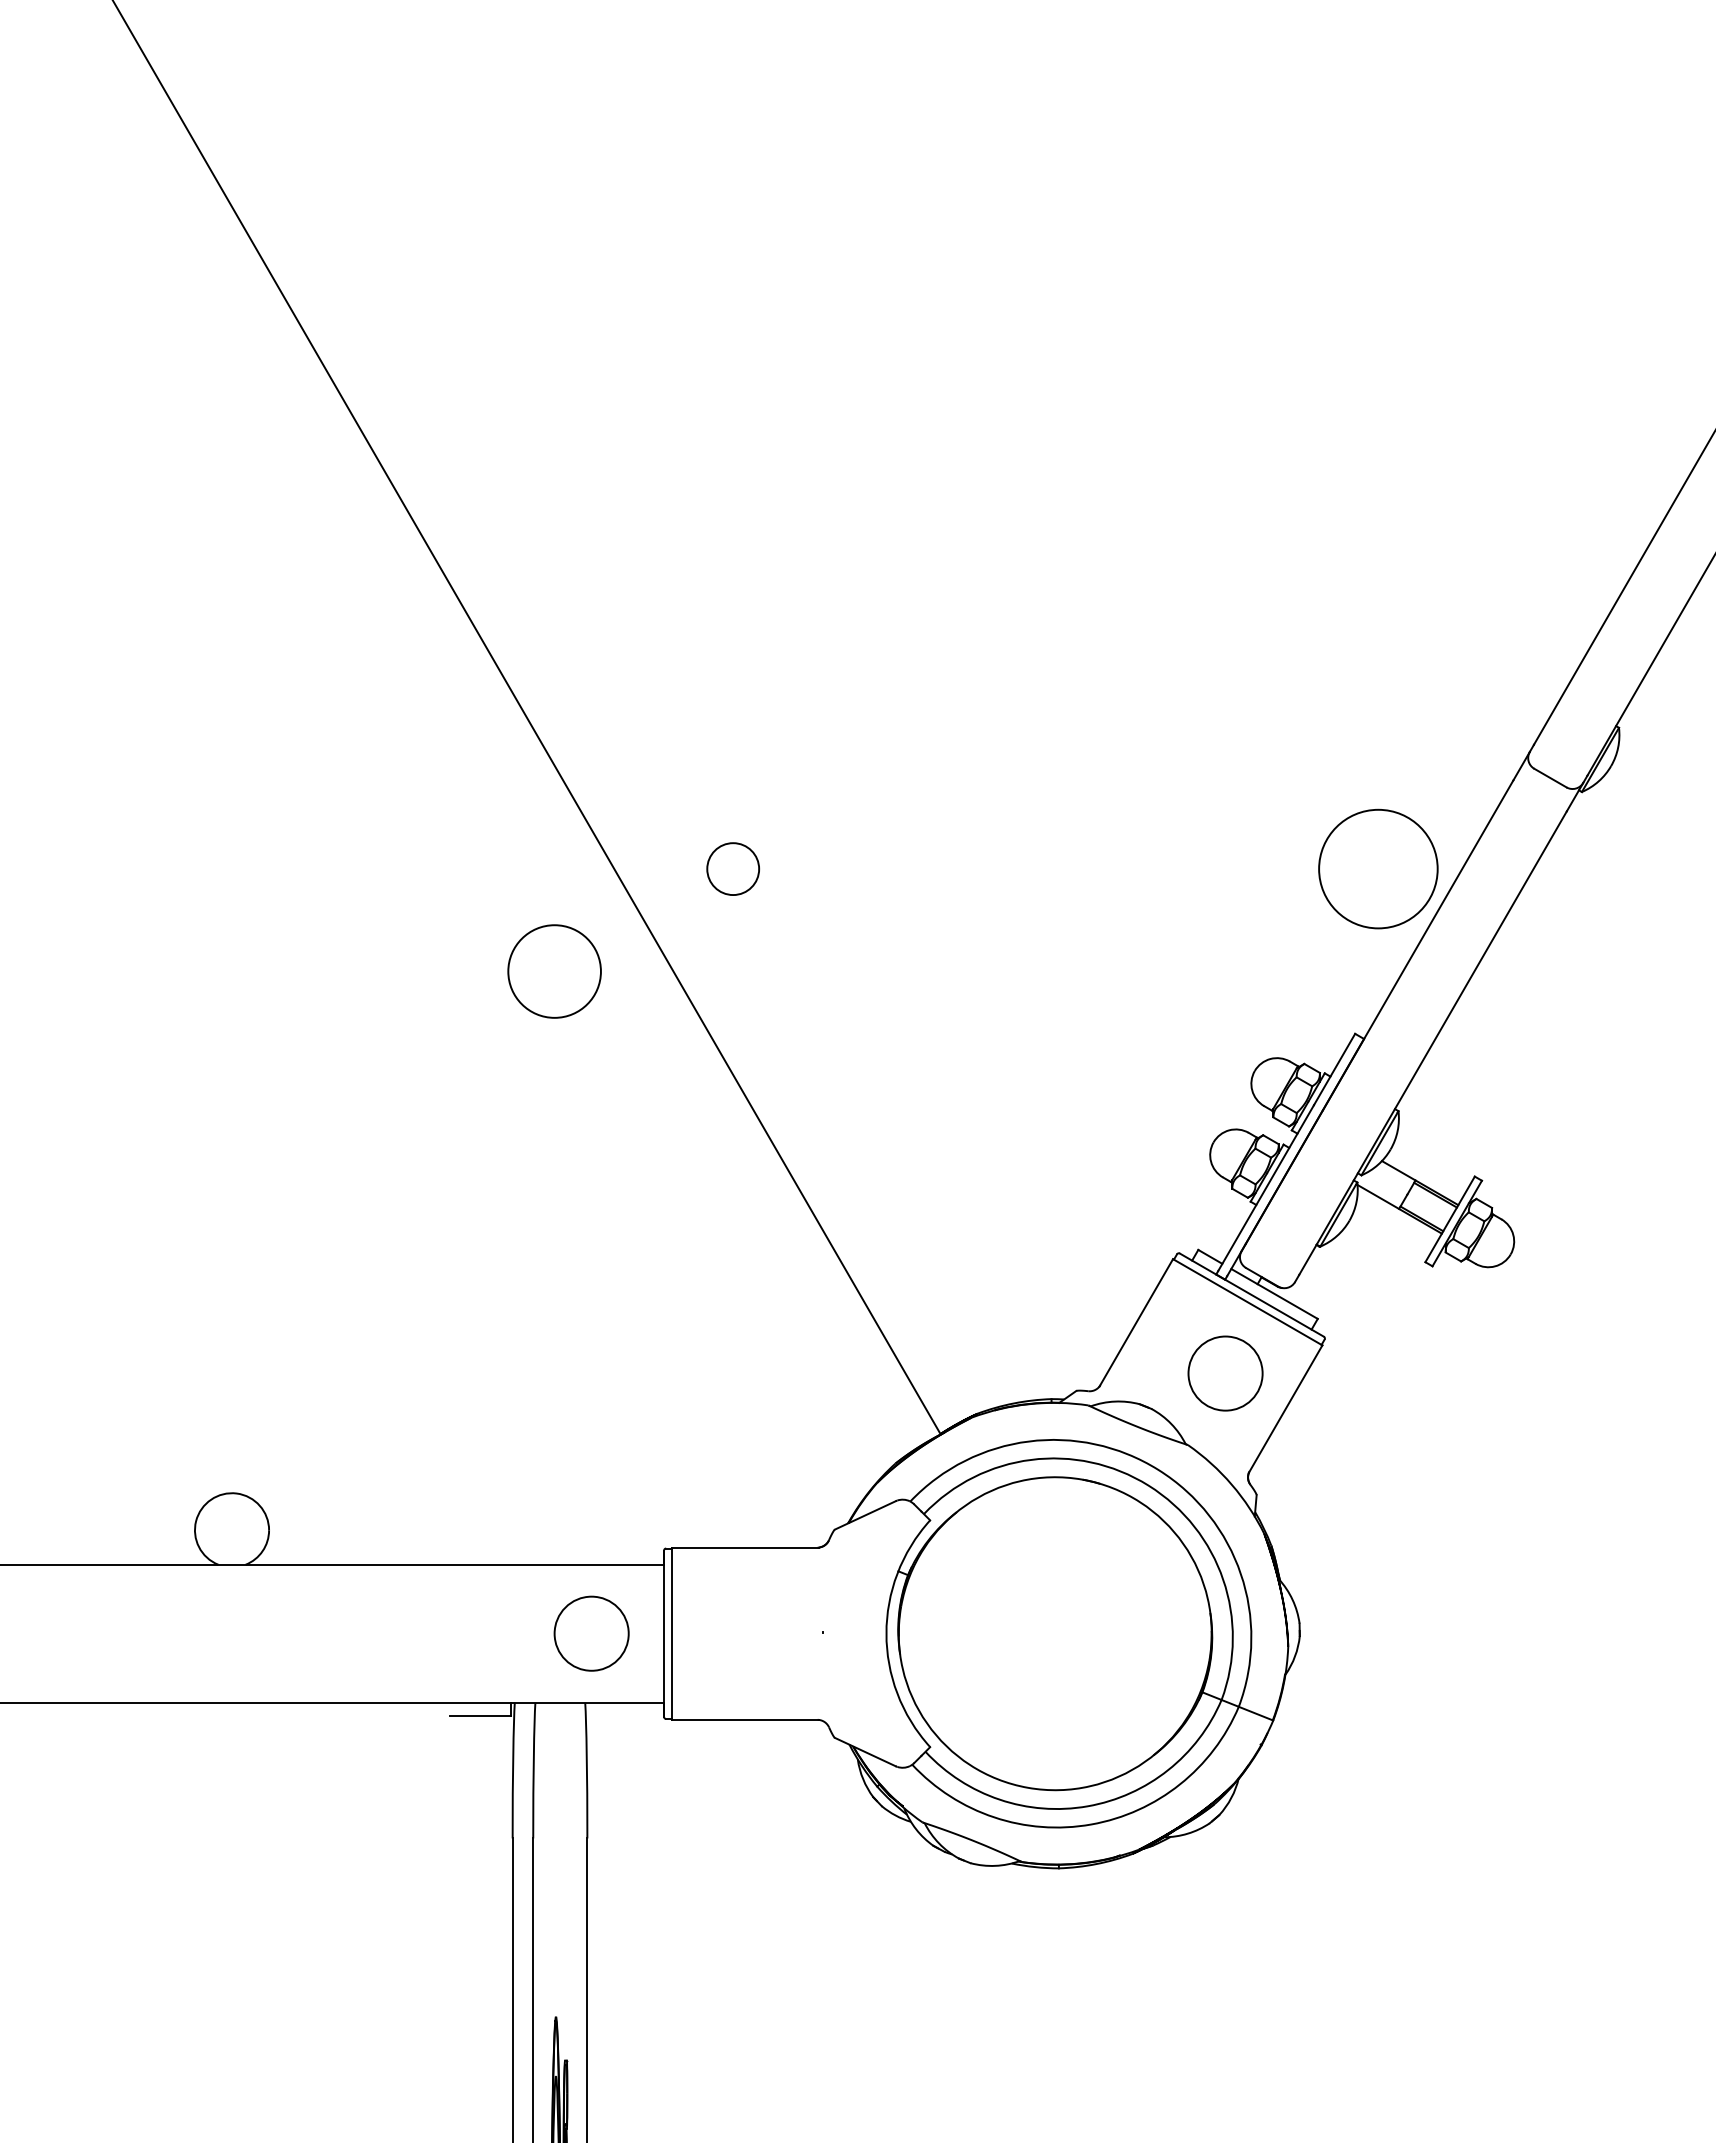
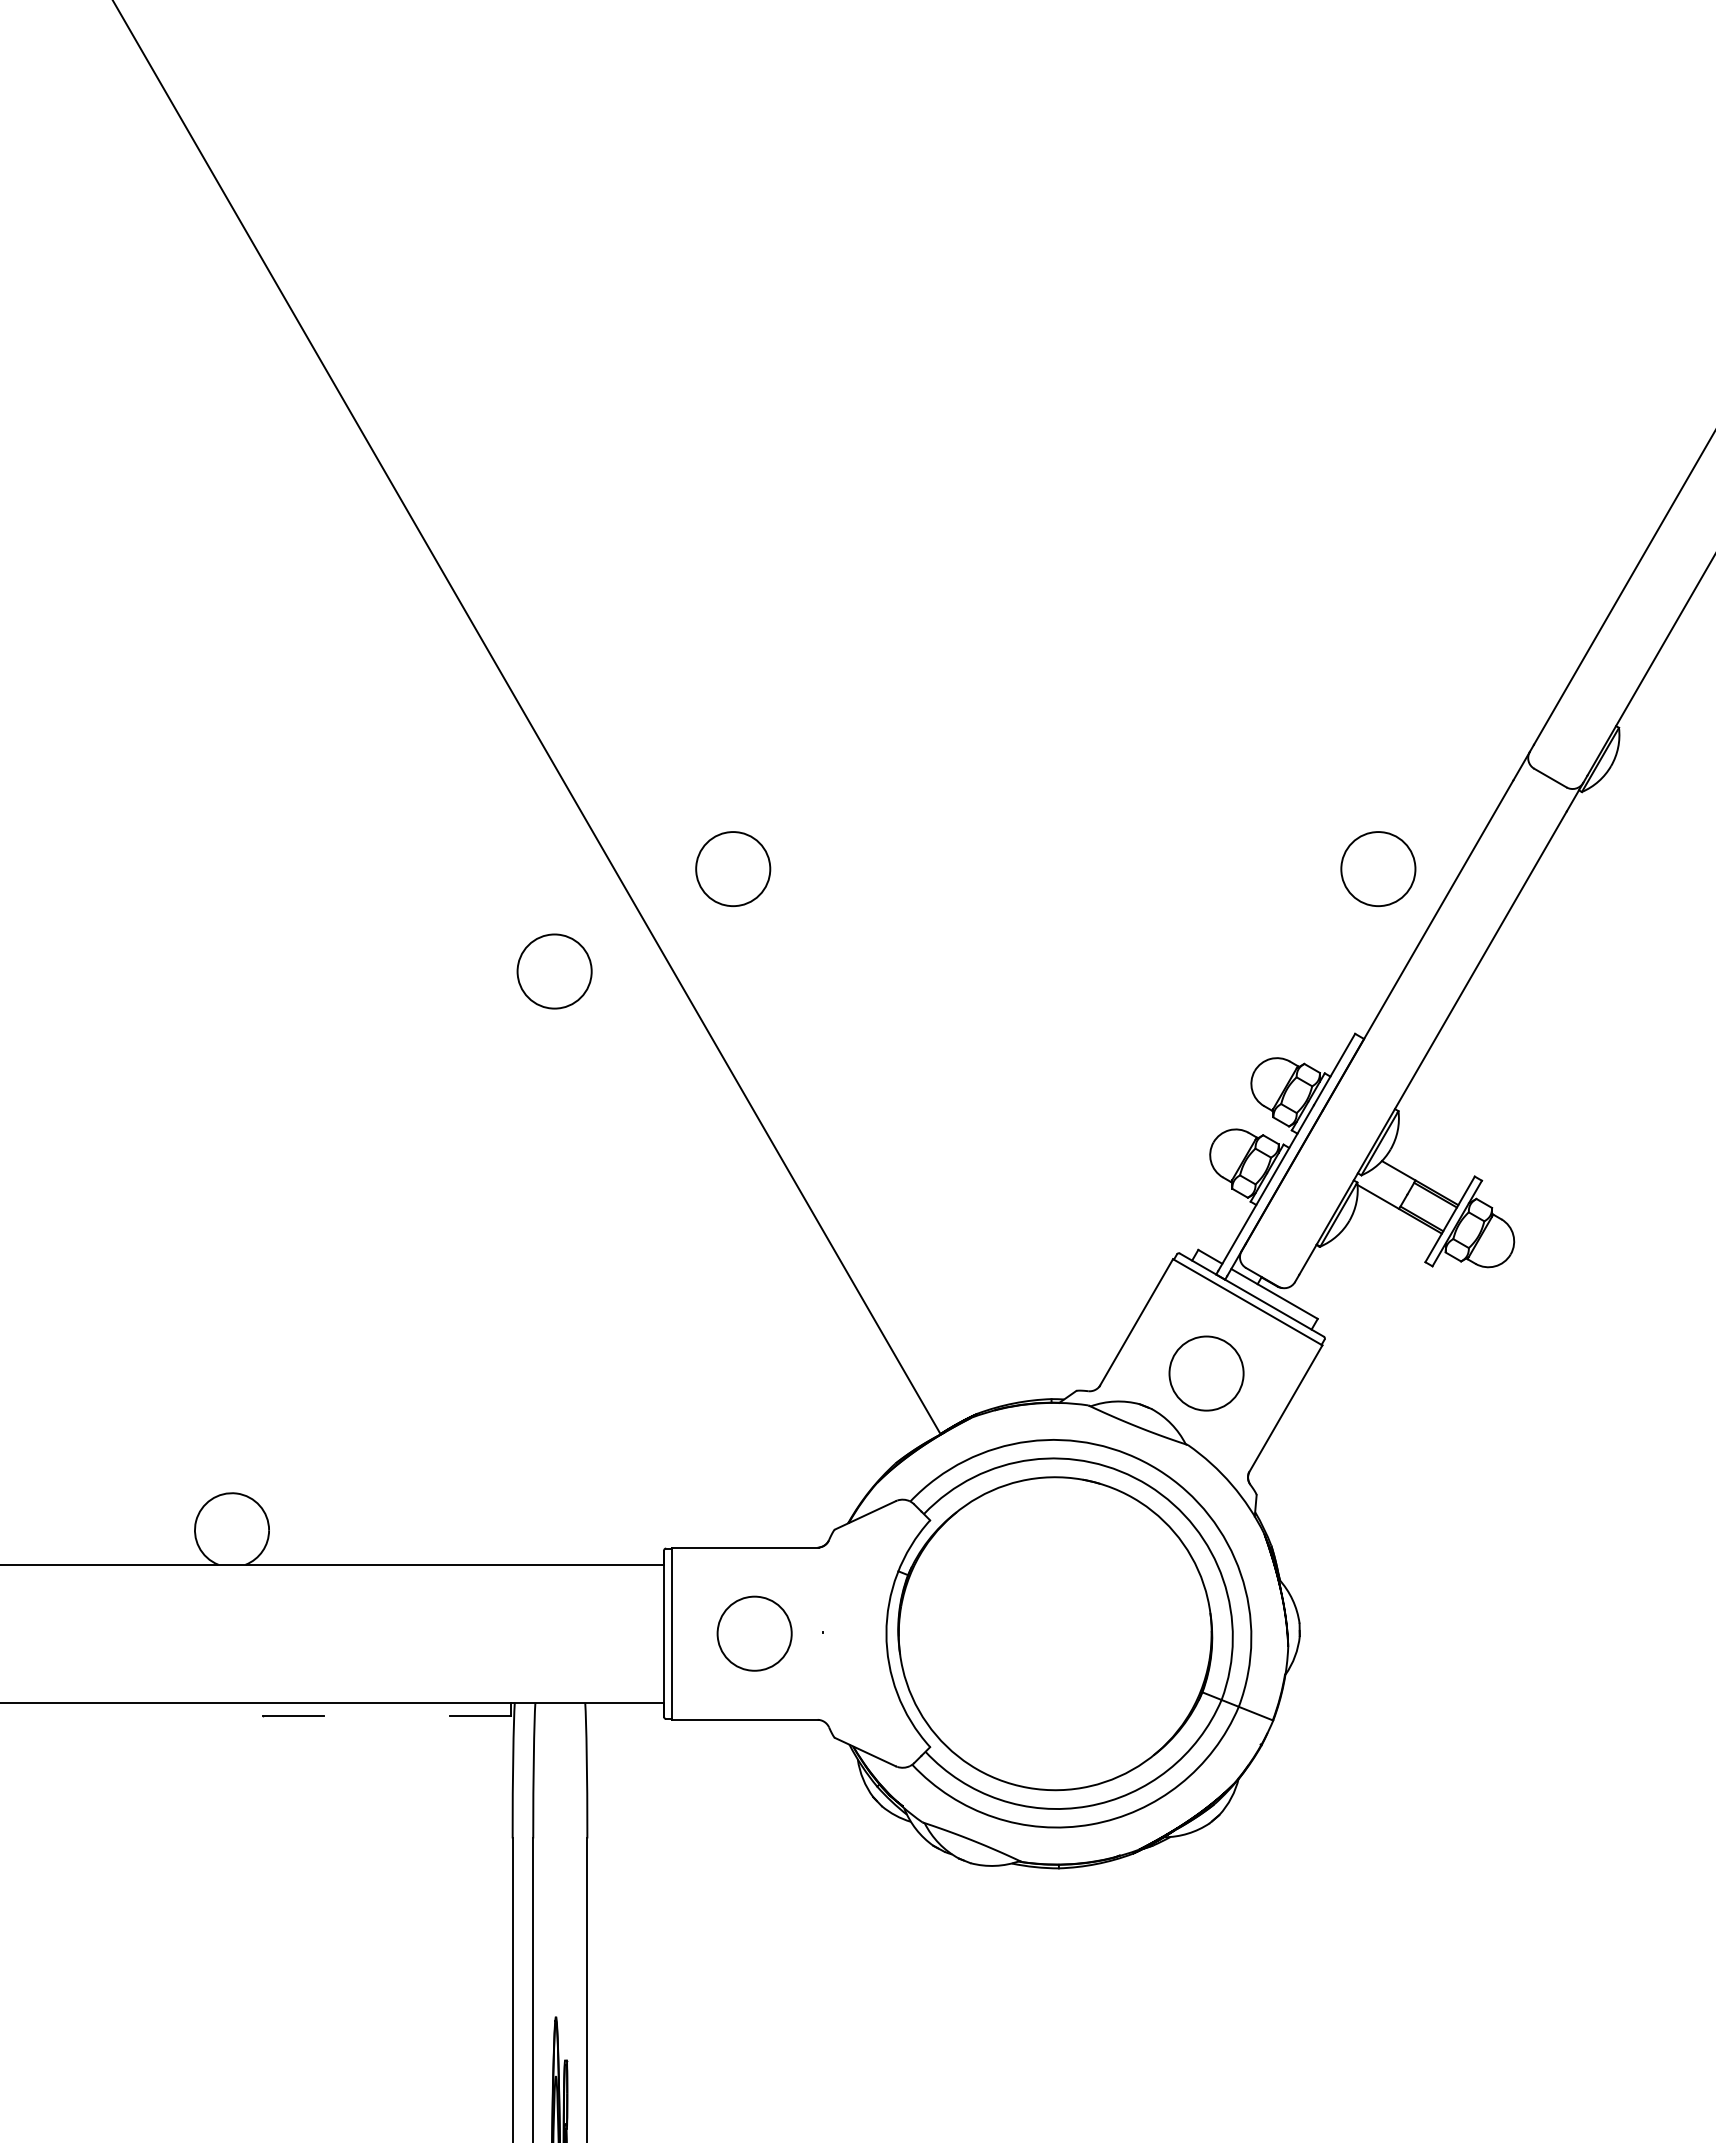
circle diameter: 119 px -> 74 px (1378, 869)
circle diameter: 52 px -> 74 px (733, 869)
circle diameter: 93 px -> 74 px (554, 971)
circle position: (1225, 1373) -> (1206, 1373) (1206, 1373)
circle position: (591, 1633) -> (754, 1633) (754, 1633)
line: none -> present (293, 1716)
